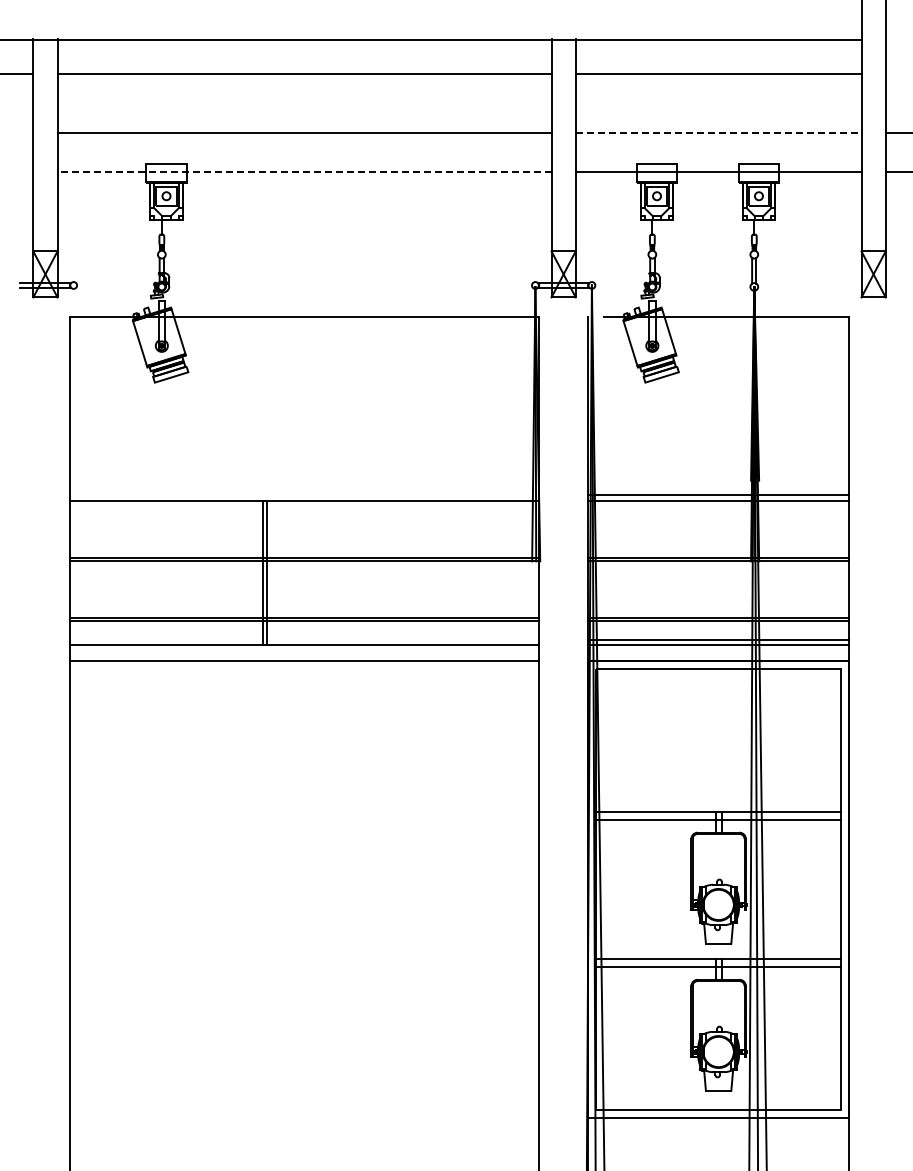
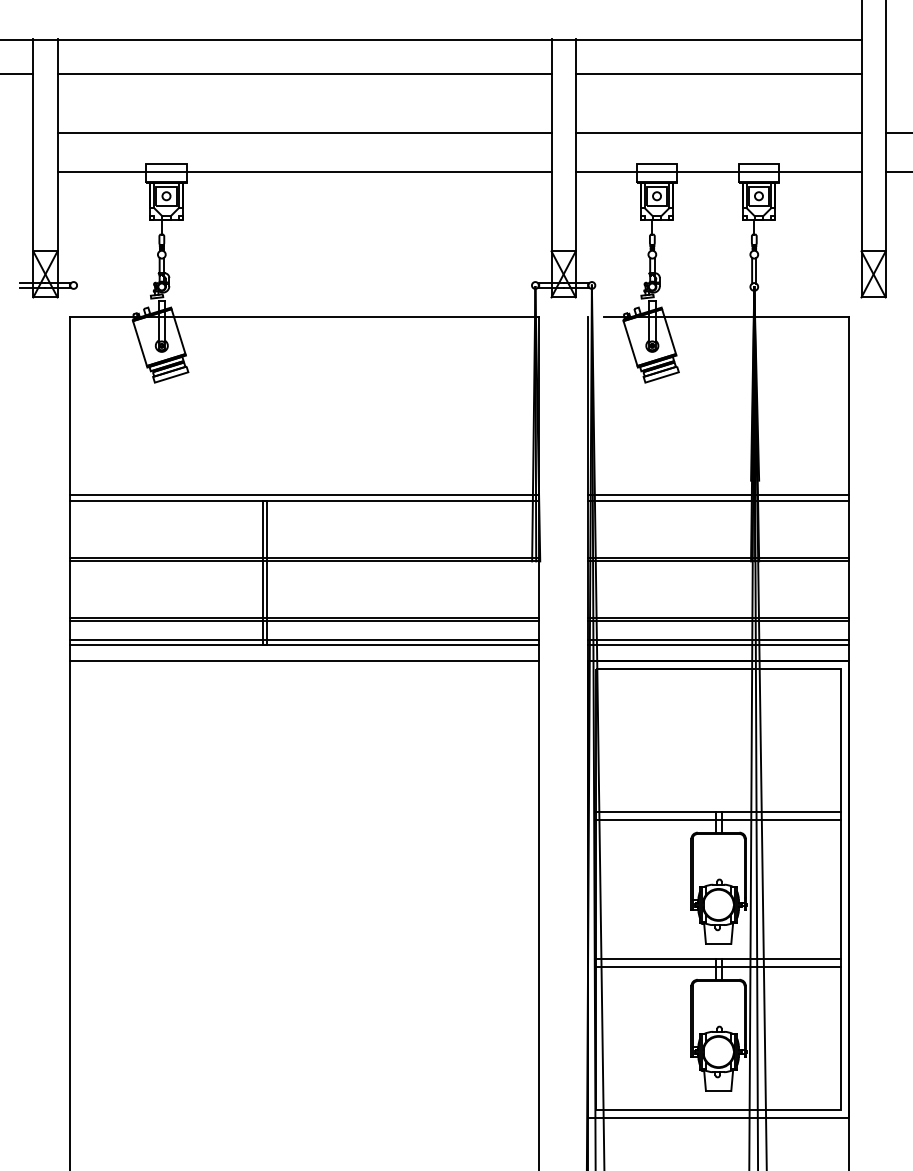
line: dashed -> solid (718, 133)
line: dashed -> solid (304, 172)
line: none -> present (304, 494)
line: none -> present (304, 640)
